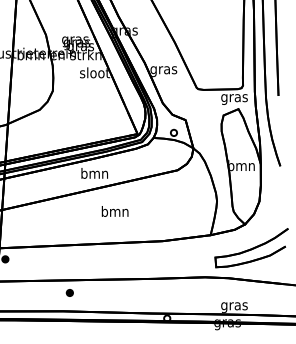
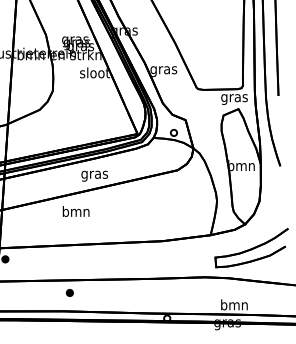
text: bmn -> gras (94, 174)
text position: (114, 211) -> (75, 211) (75, 211)
text: gras -> bmn (234, 305)
